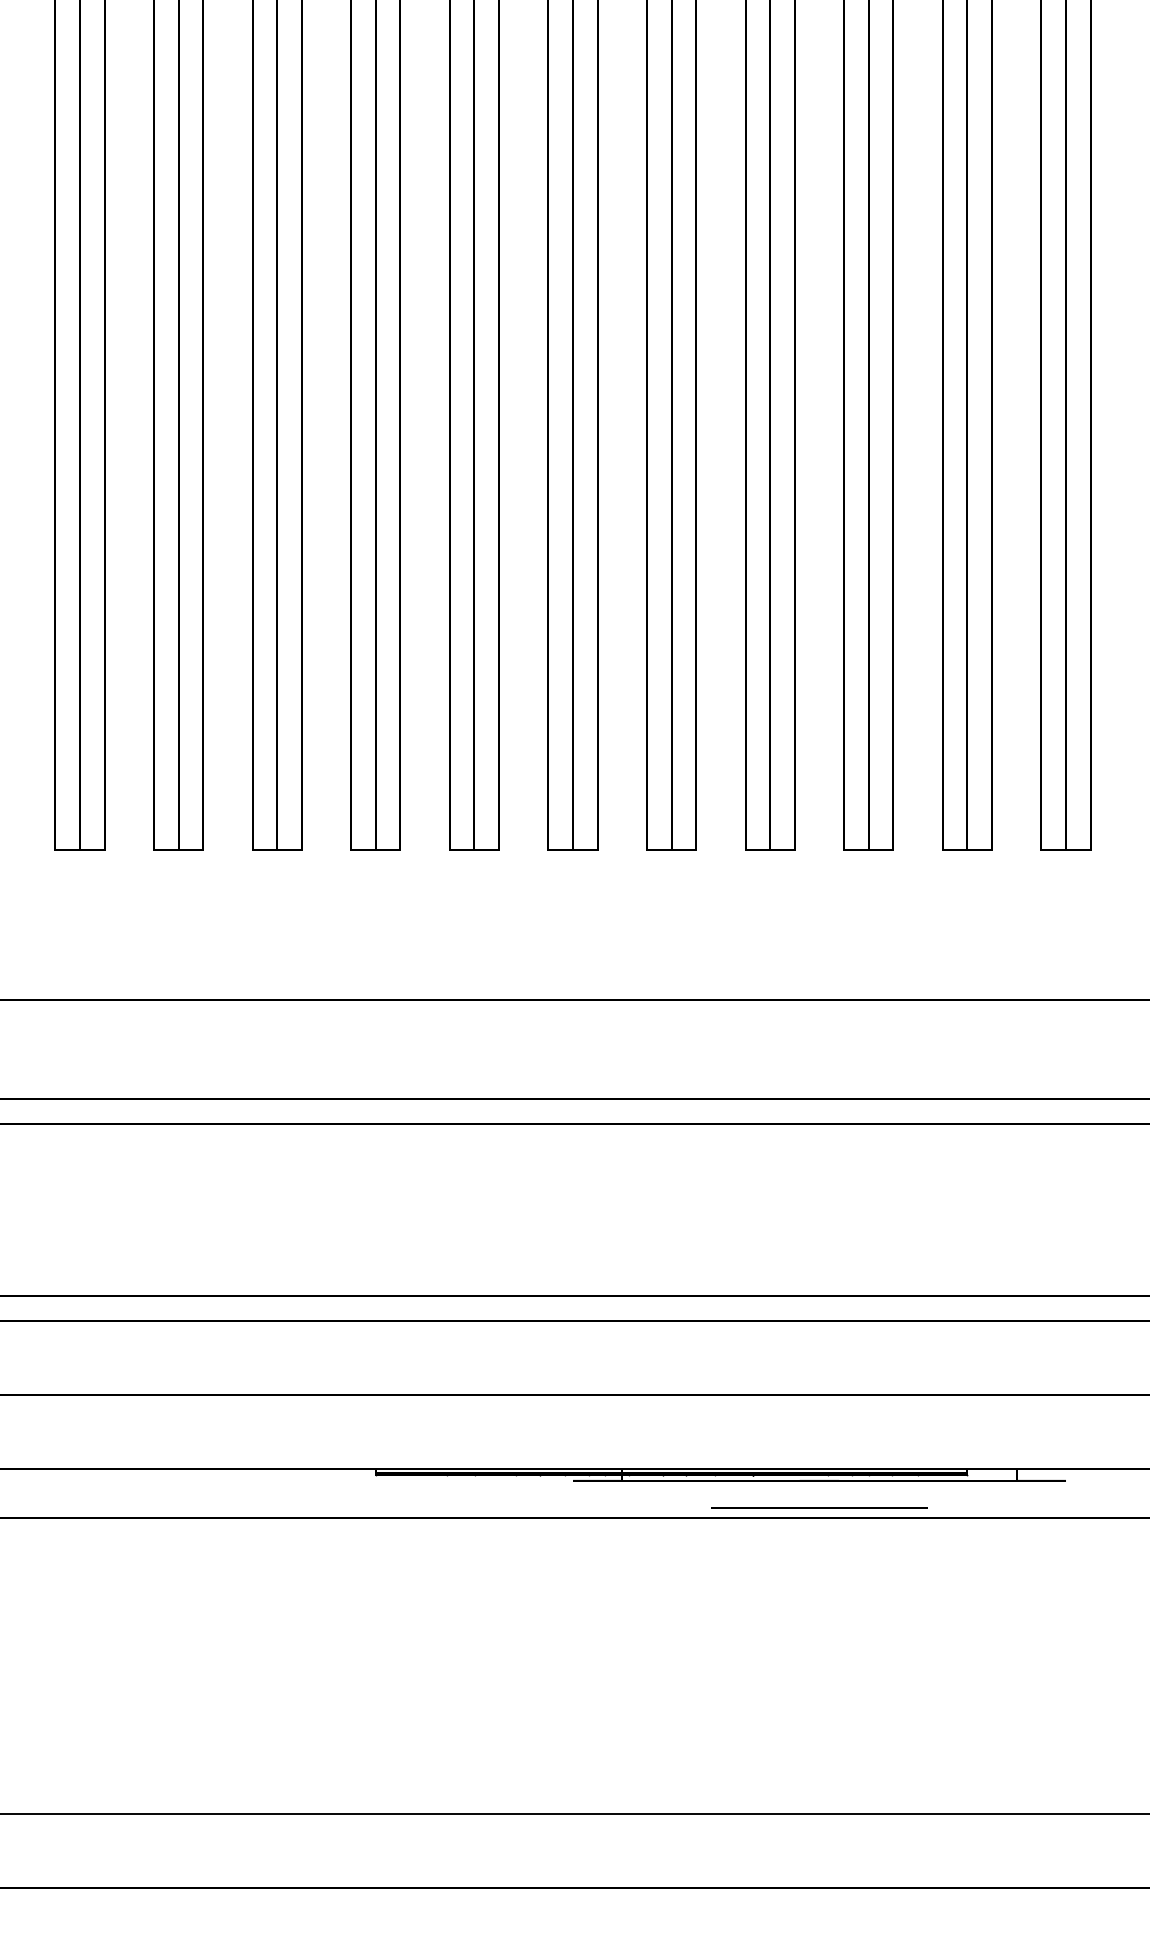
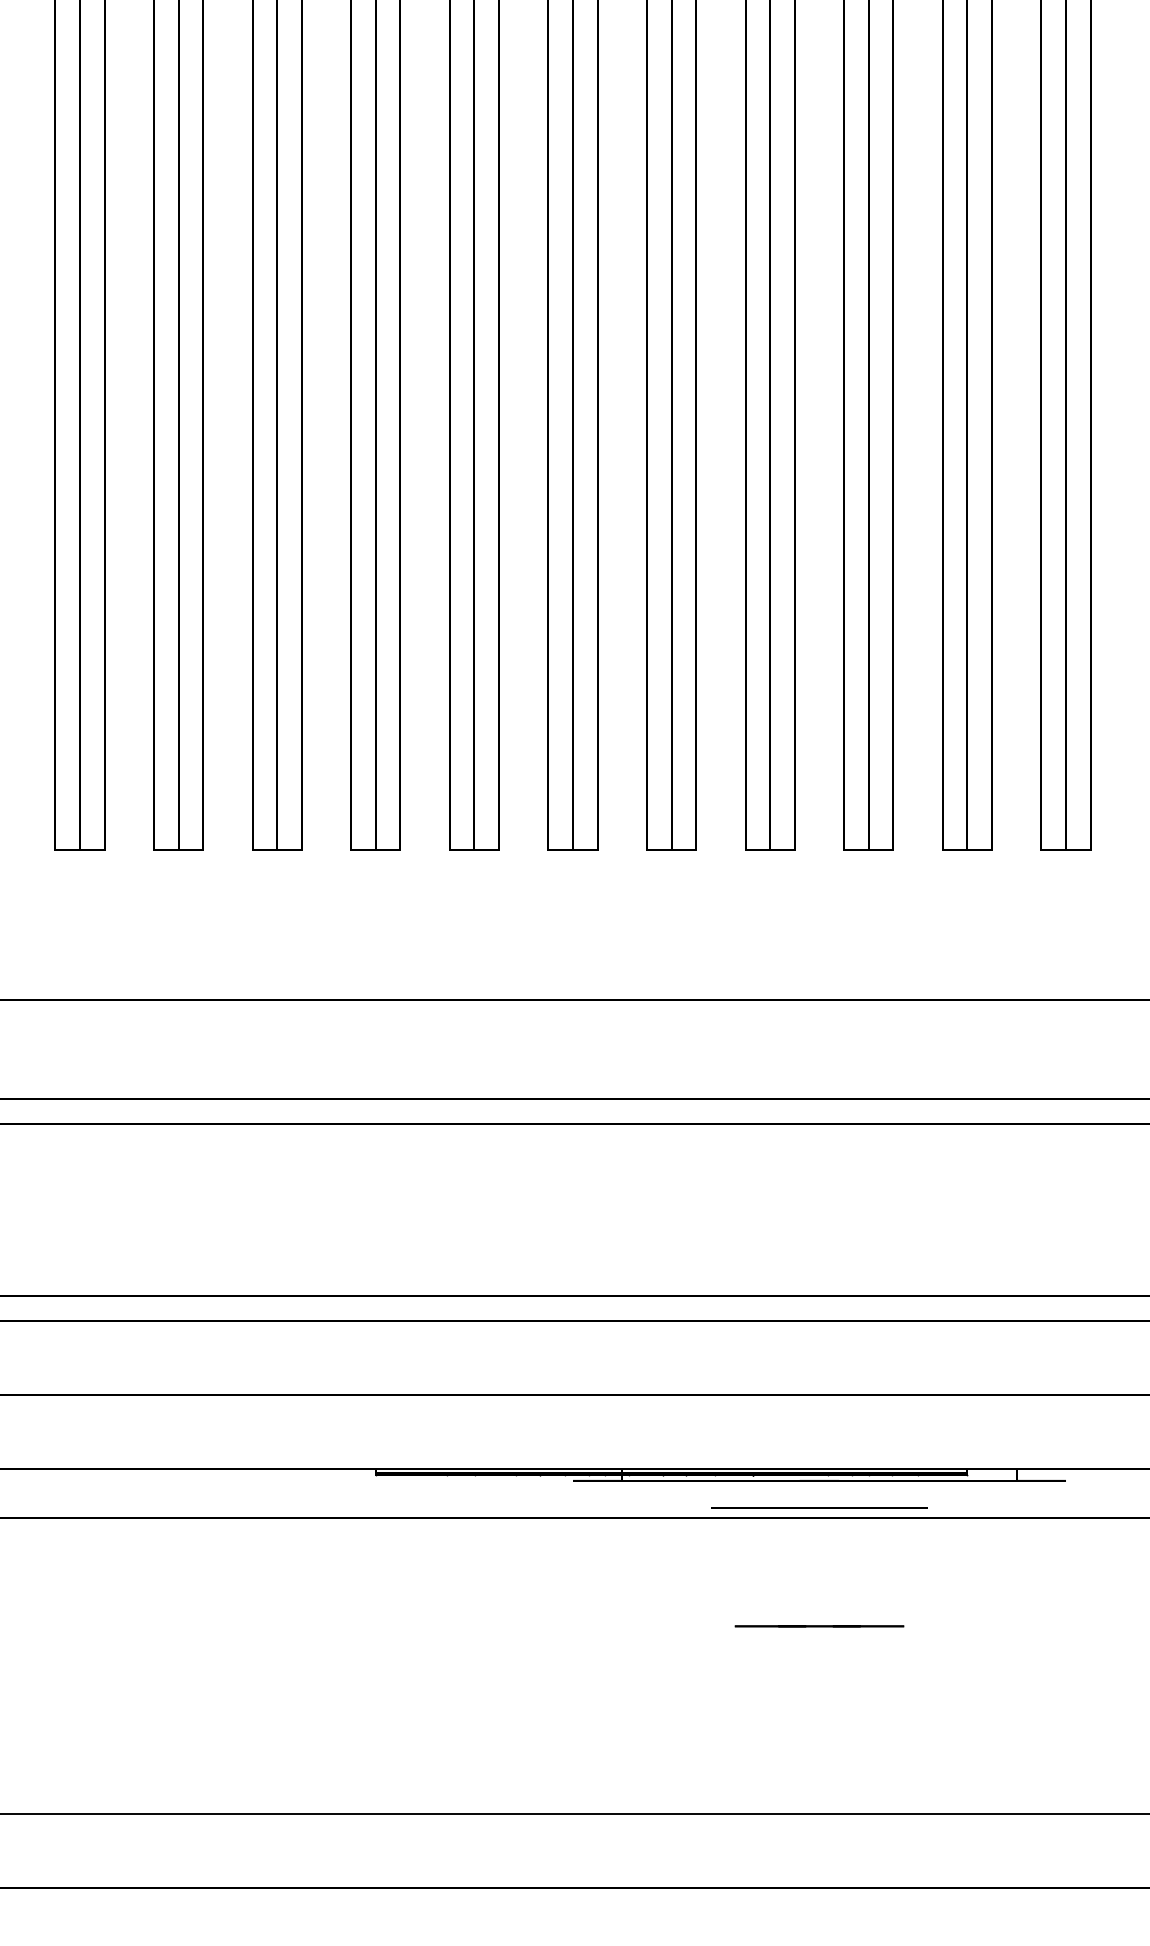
line: none -> present (819, 1626)
